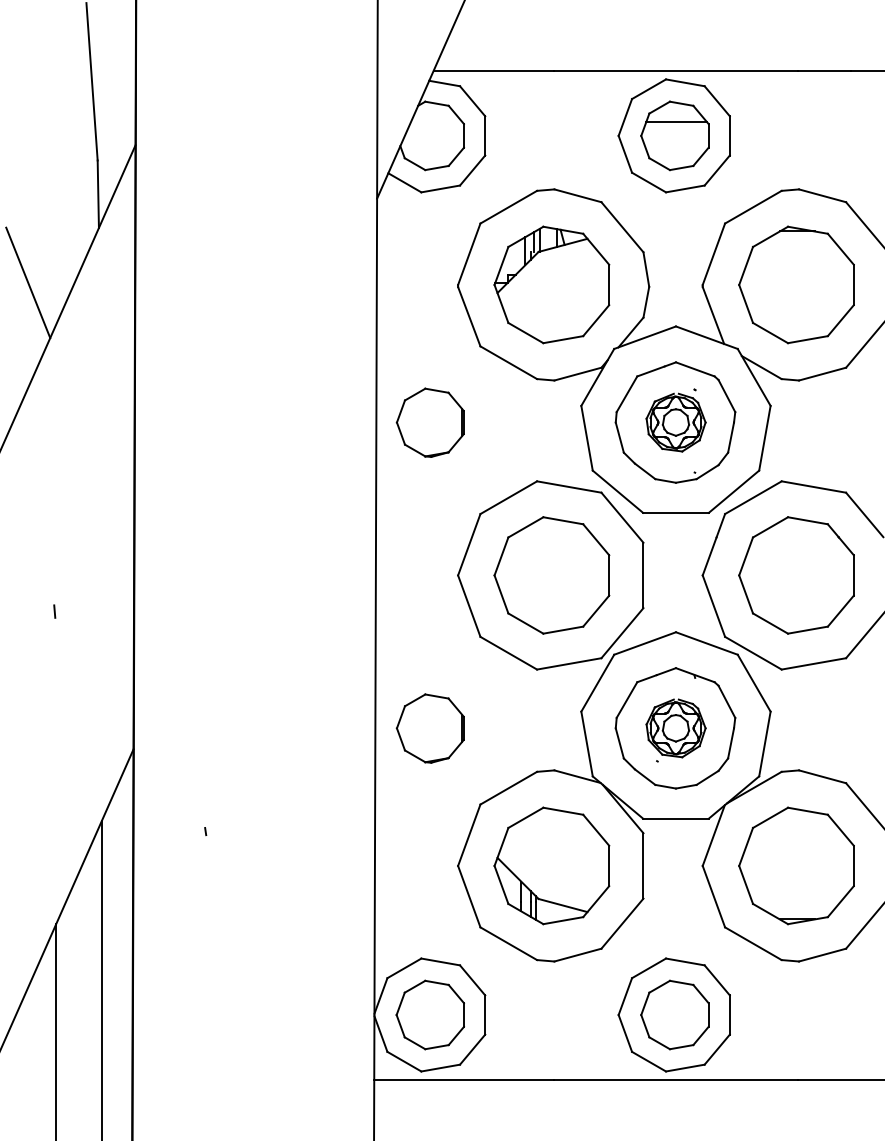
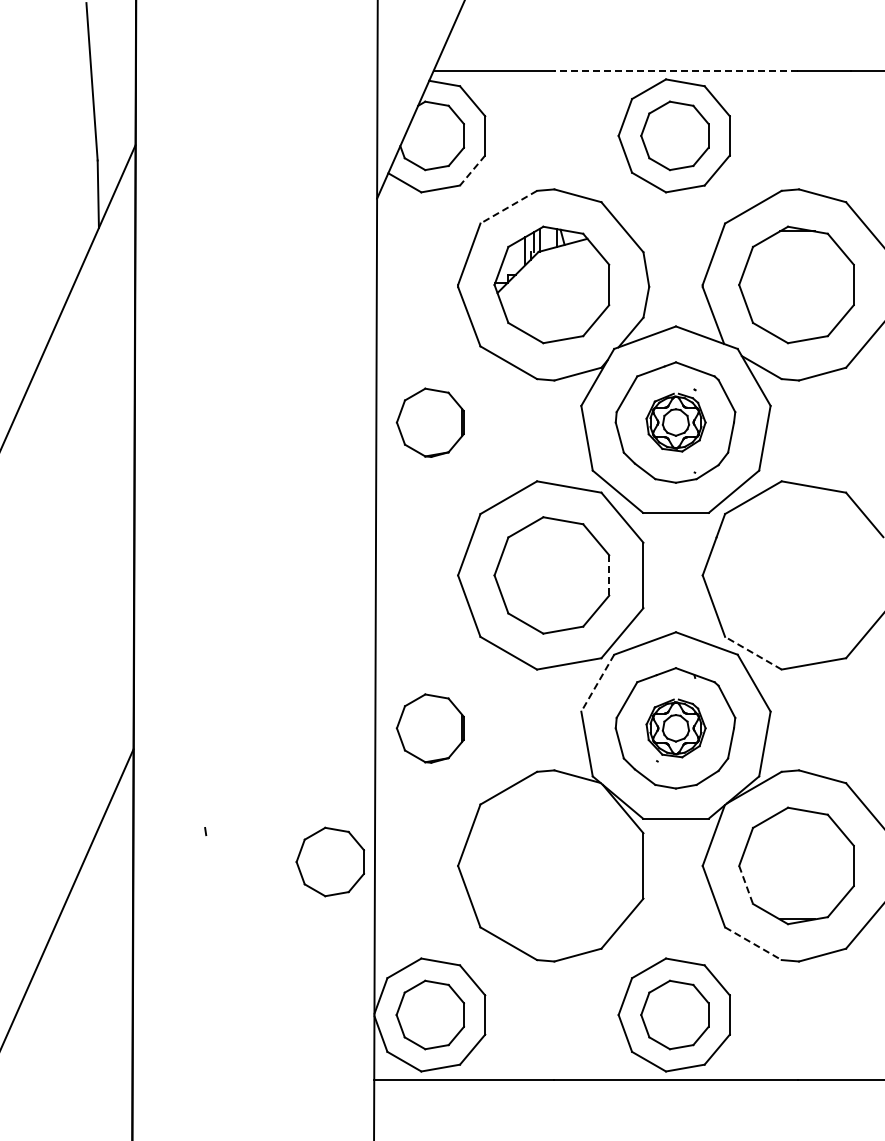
line: solid -> dashed (675, 70)
line: present -> none (676, 122)
line: solid -> dashed (472, 170)
line: solid -> dashed (508, 207)
line: present -> none (28, 282)
line: solid -> dashed (609, 575)
part: present -> none (796, 575)
line: present -> none (54, 611)
line: solid -> dashed (753, 653)
line: solid -> dashed (597, 683)
part: none -> present (329, 861)
part: present -> none (551, 865)
line: solid -> dashed (746, 885)
line: solid -> dashed (753, 943)
line: present -> none (101, 979)
line: present -> none (56, 1030)
